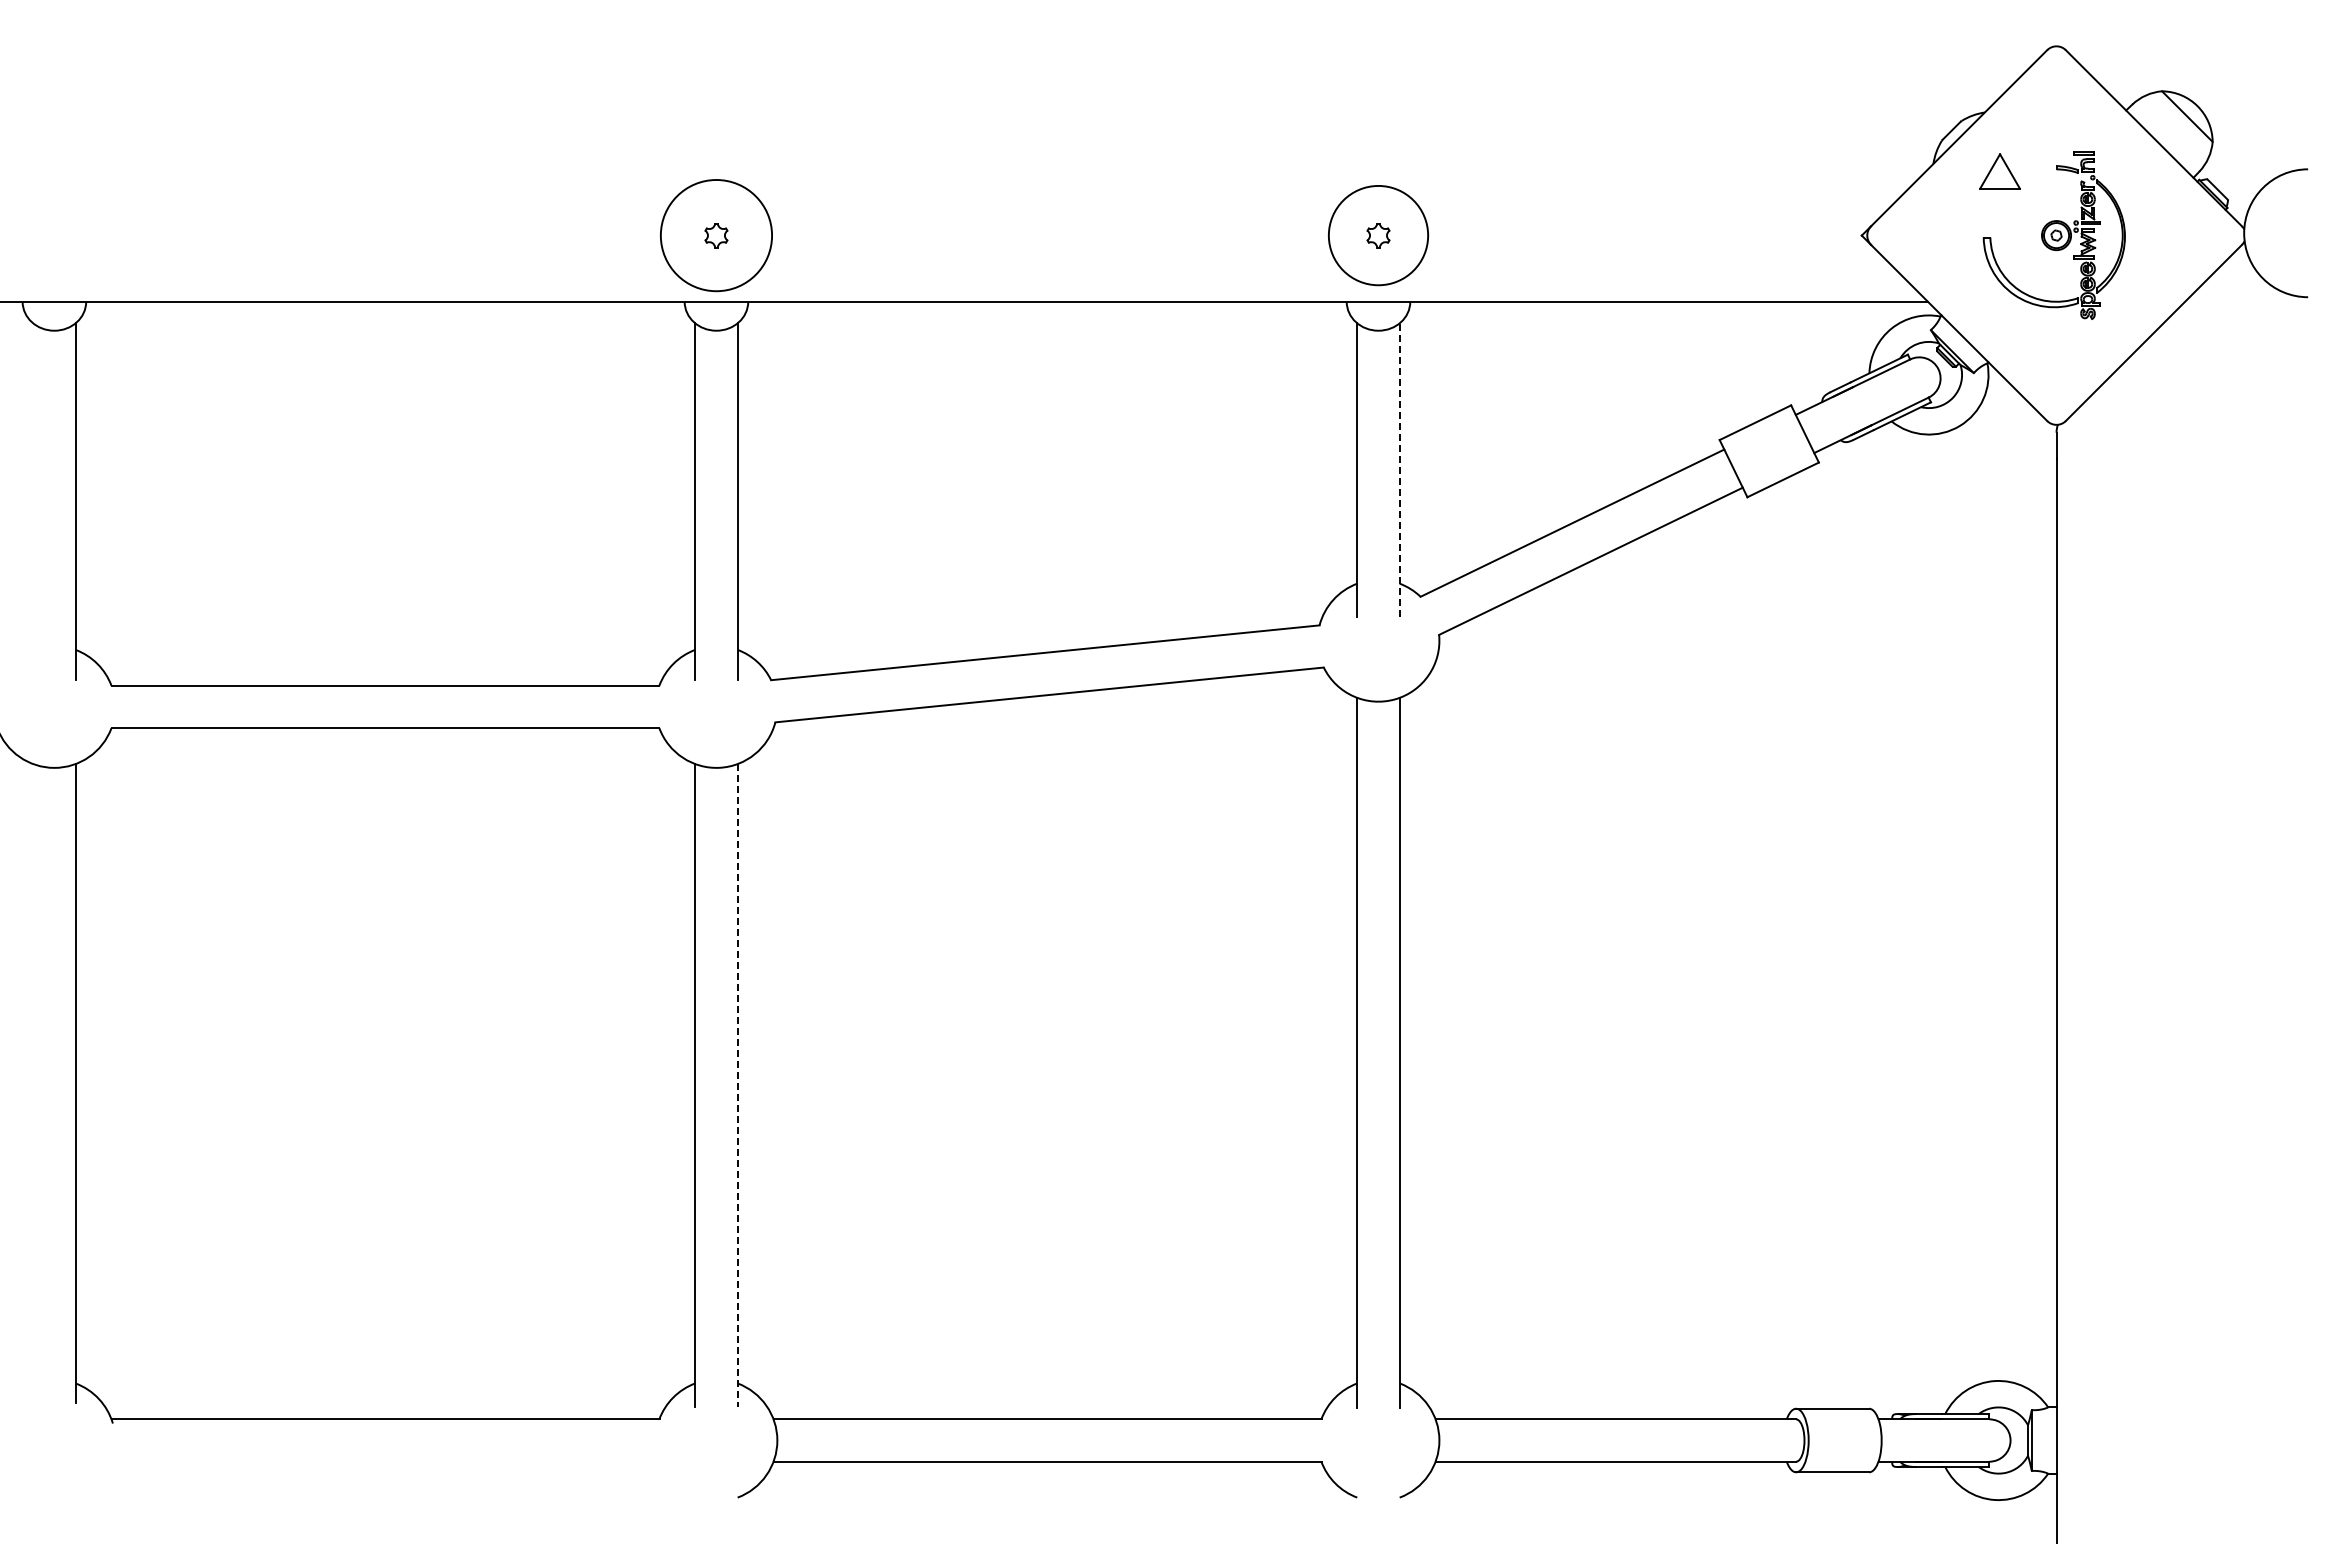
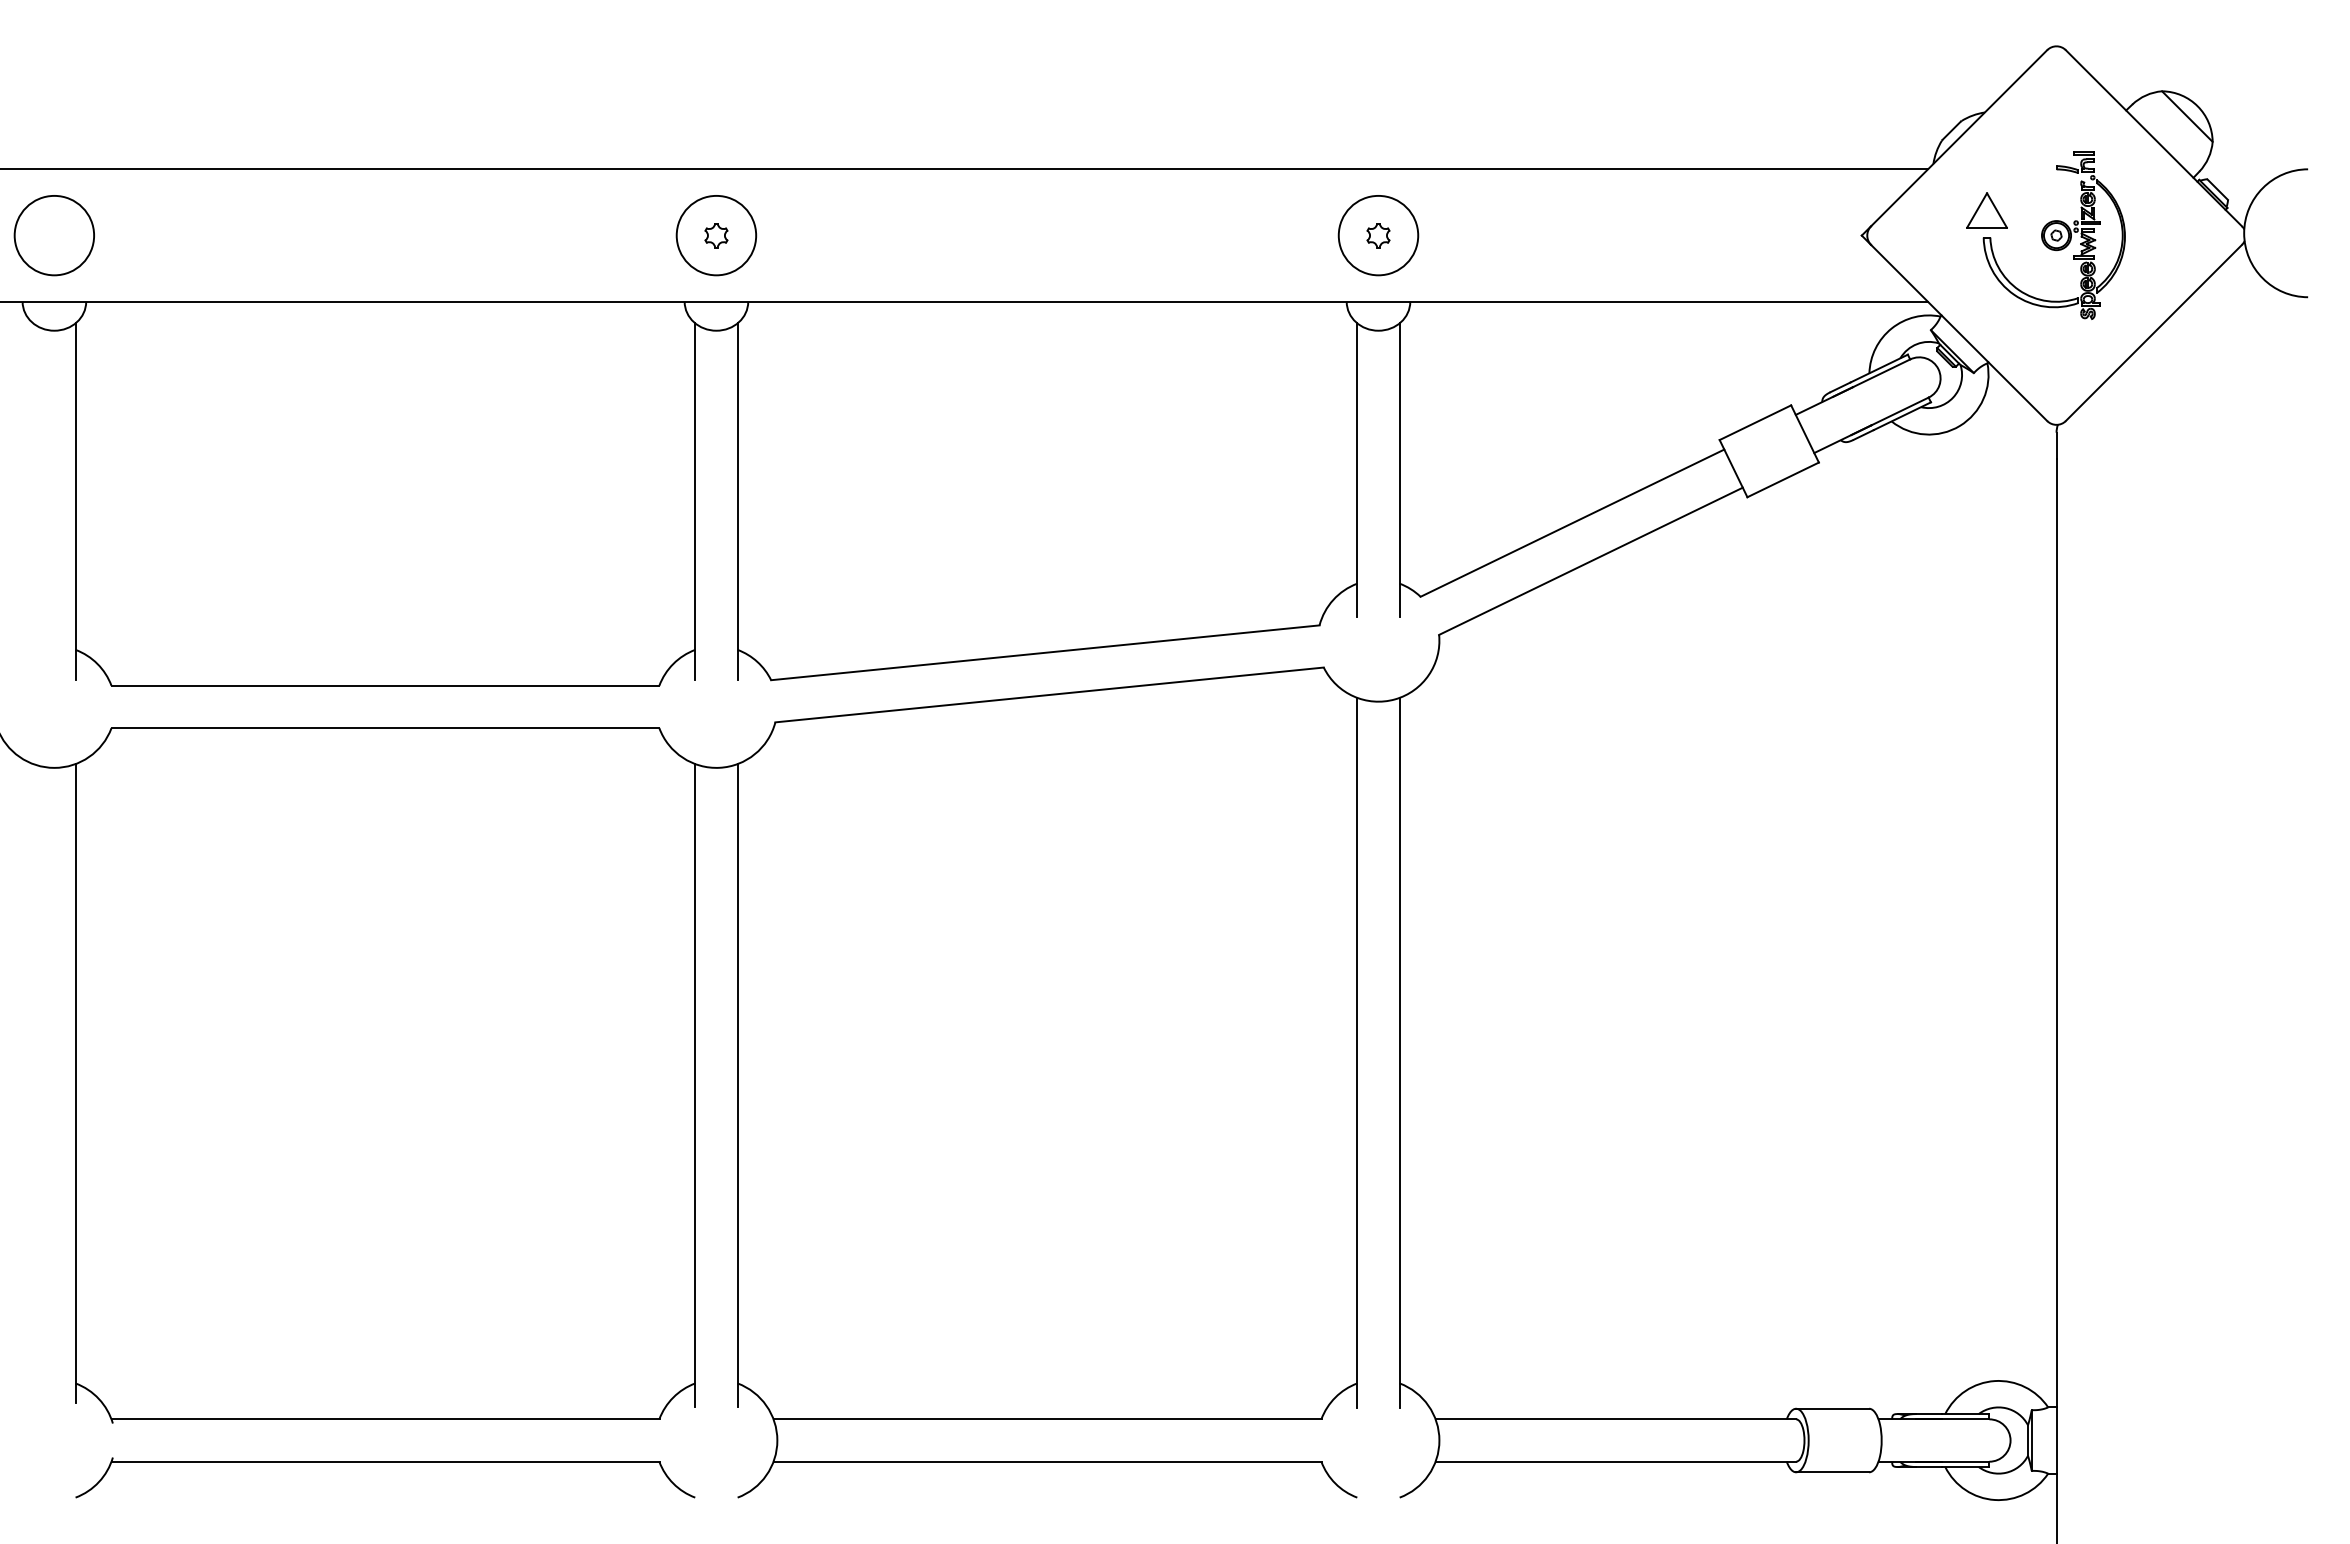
line: none -> present (965, 169)
part position: (1999, 171) -> (1986, 210) (1986, 210)
circle: none -> present (53, 235)
circle diameter: 111 px -> 79 px (716, 235)
circle diameter: 99 px -> 79 px (1378, 235)
line: dashed -> solid (1399, 470)
line: dashed -> solid (737, 1085)
part: none -> present (385, 1462)
